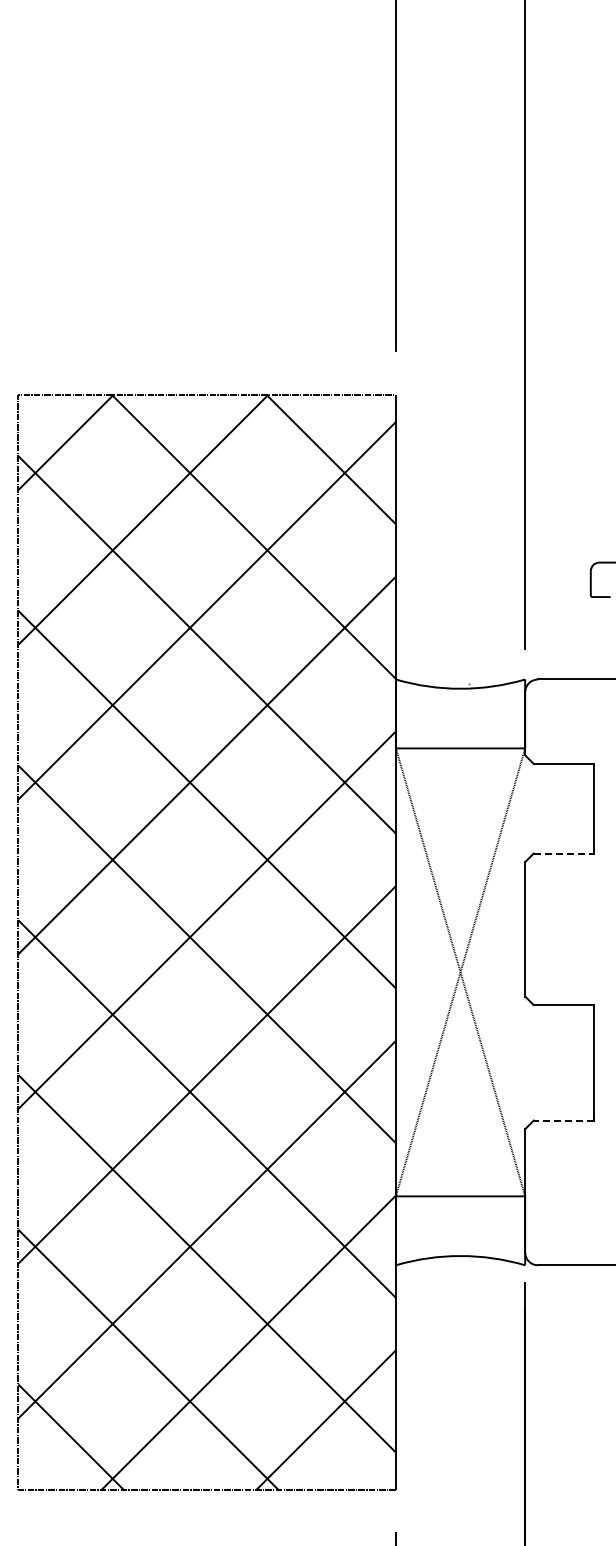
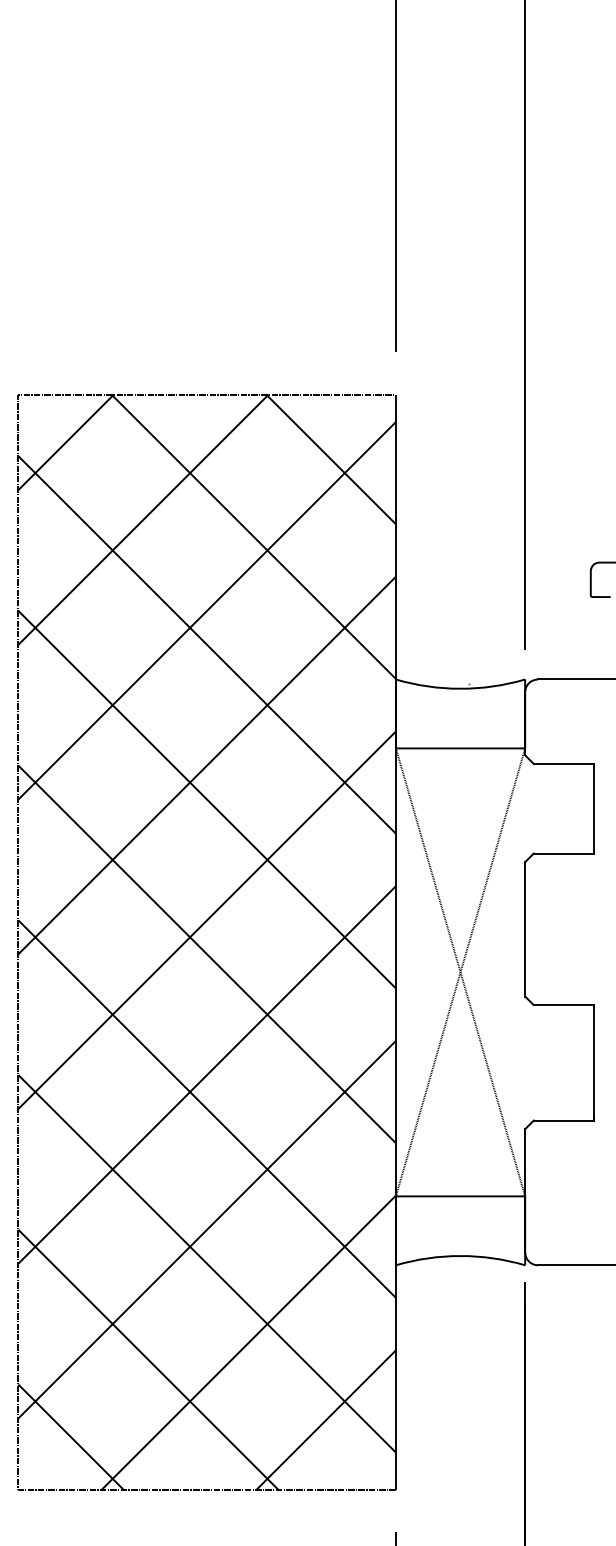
line: dashed -> solid (564, 853)
line: dashed -> solid (563, 1120)
